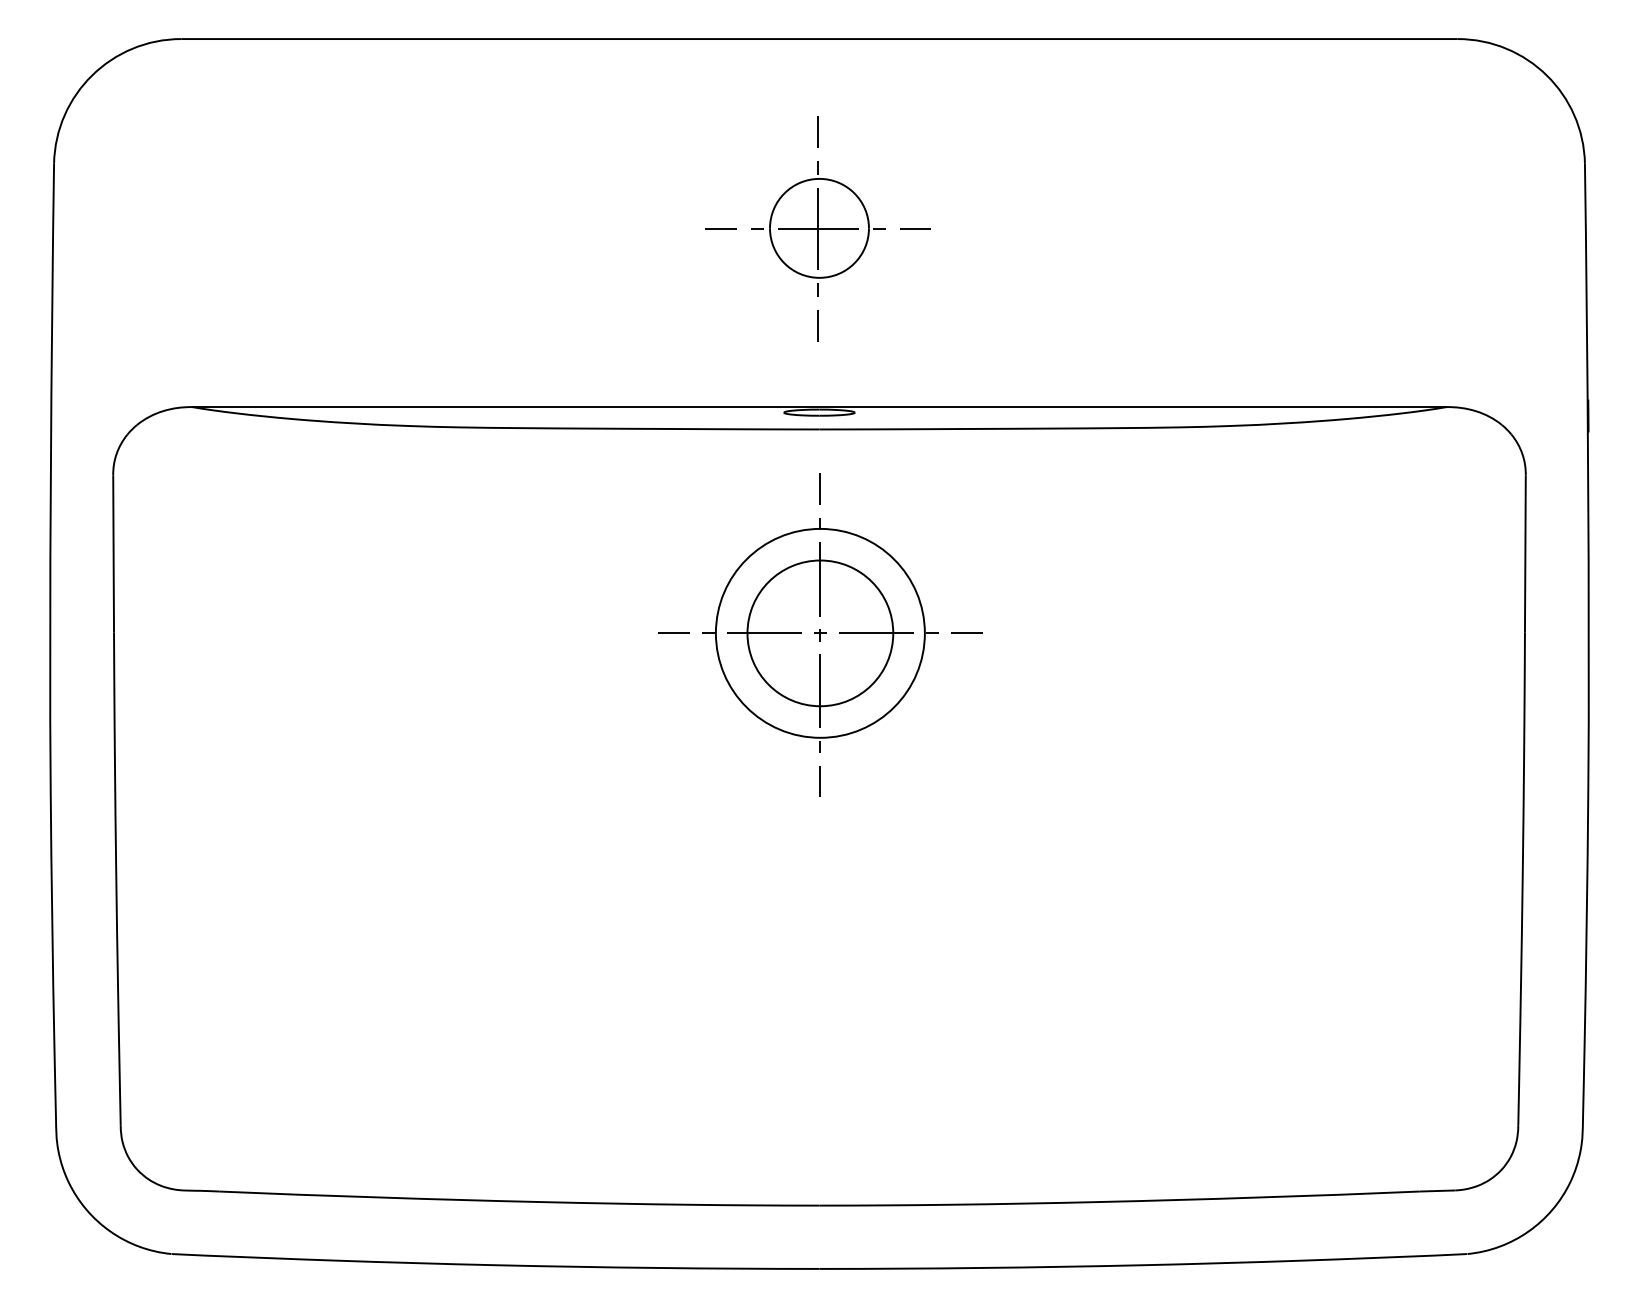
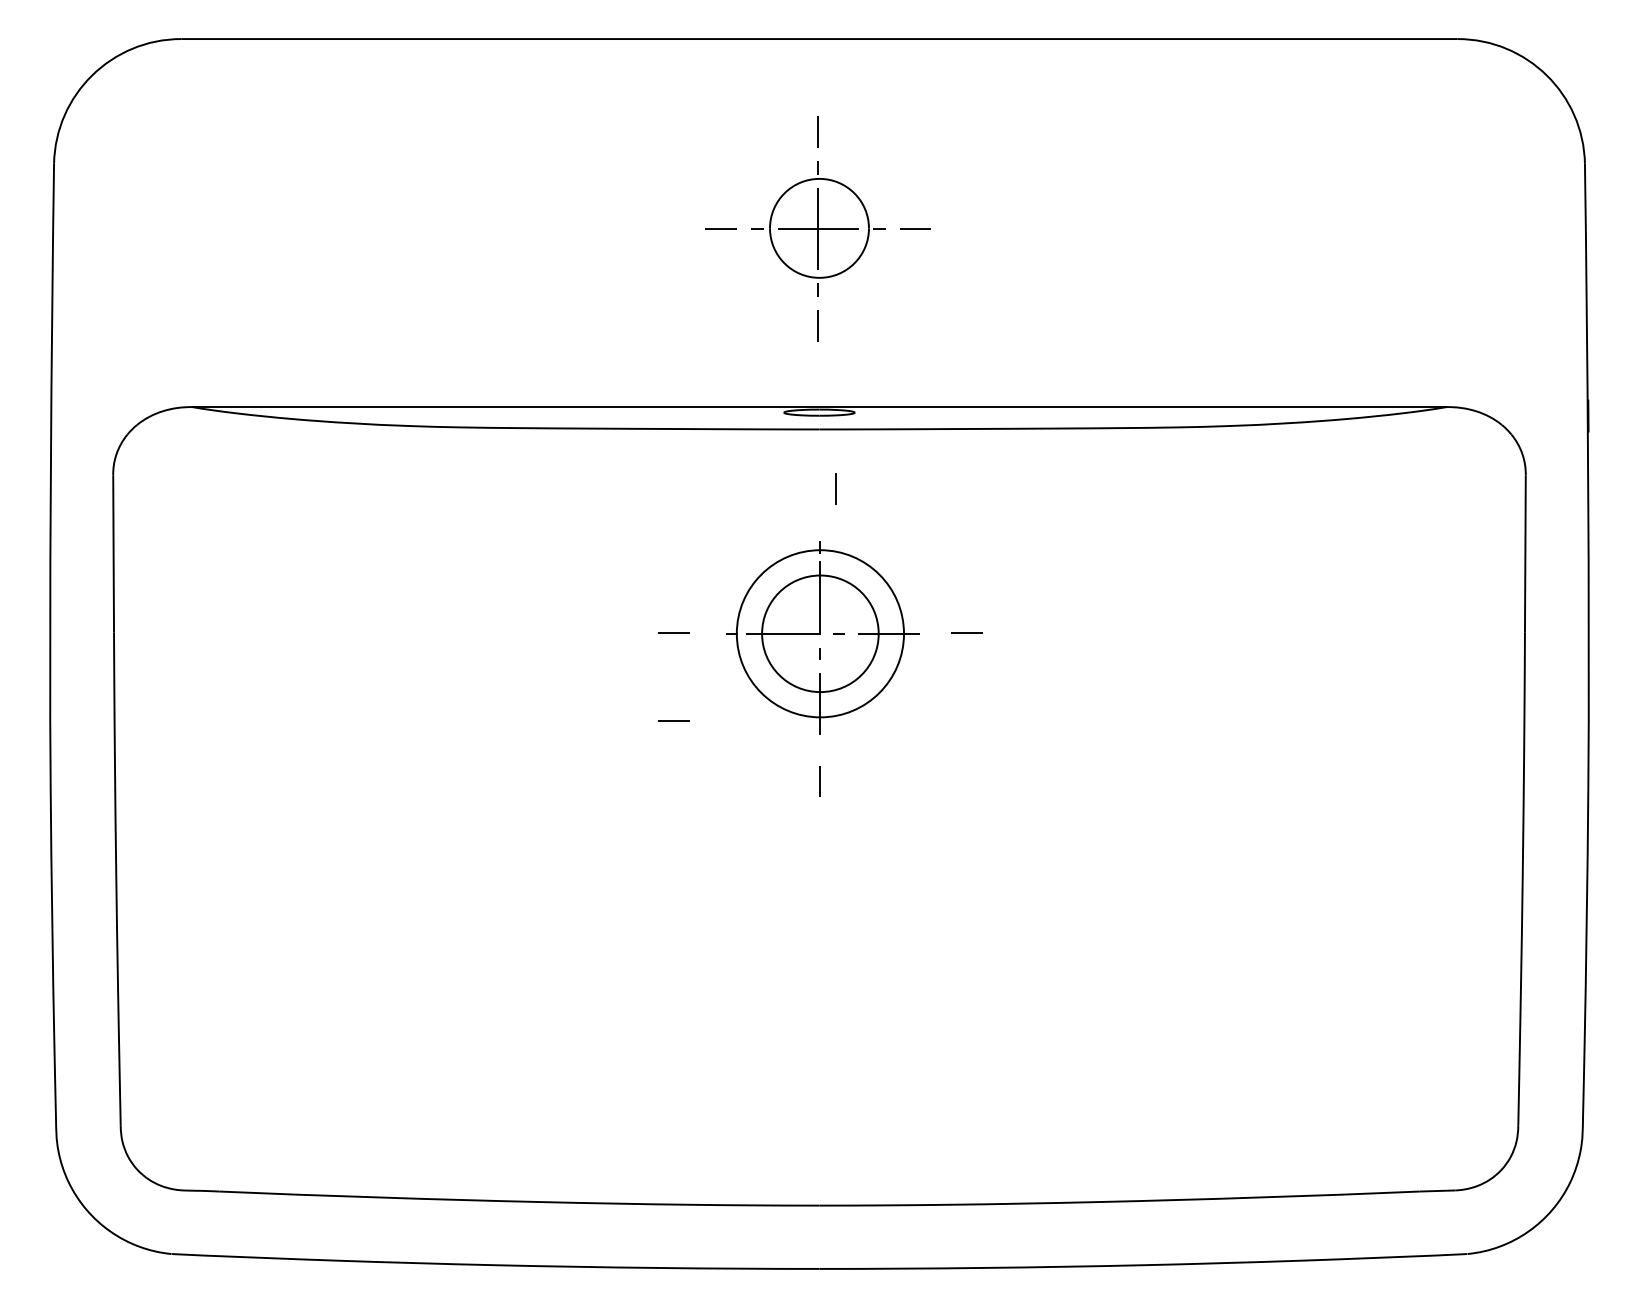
line position: (819, 488) -> (835, 488) (835, 488)
part size: 237x235 px -> 194x194 px (822, 637)
line: none -> present (673, 720)
